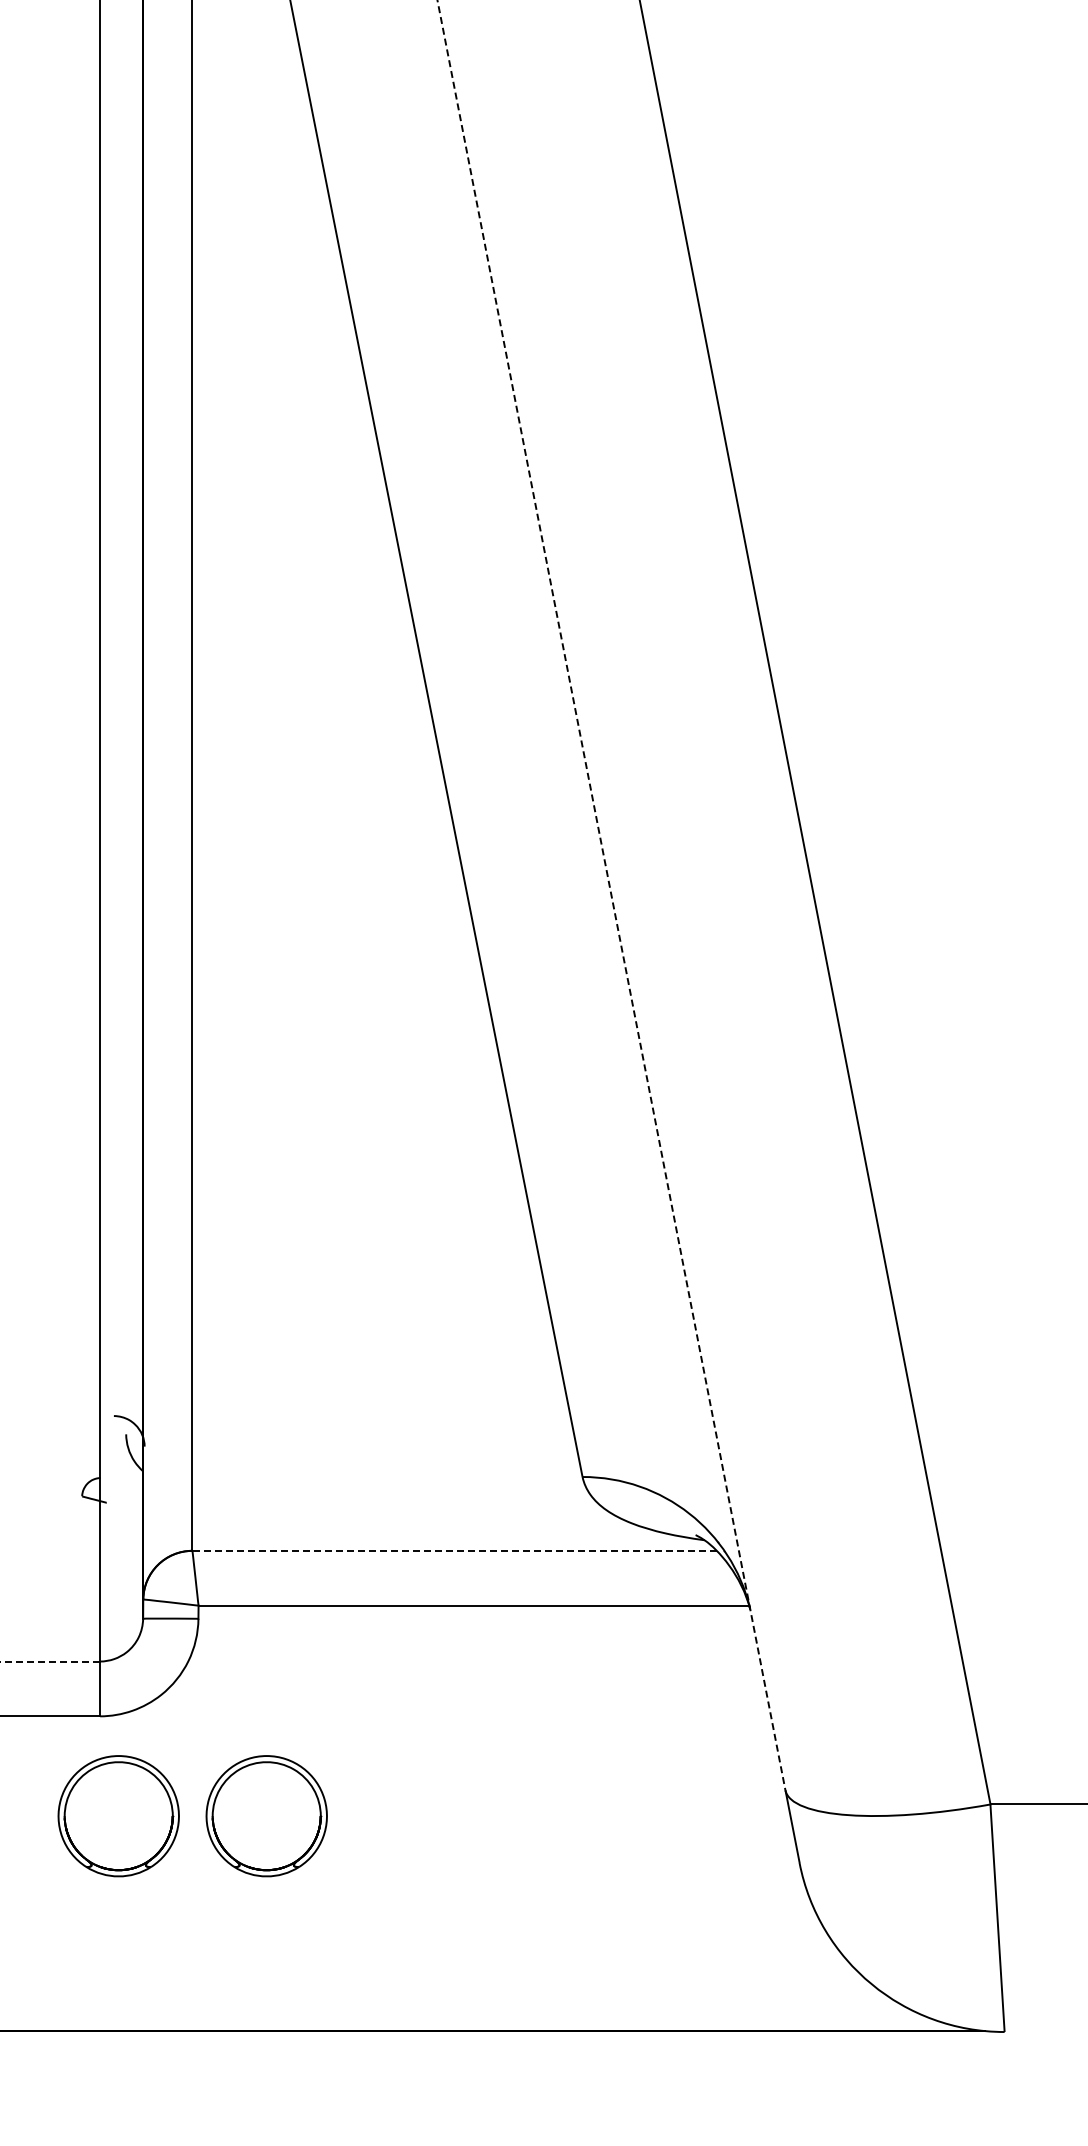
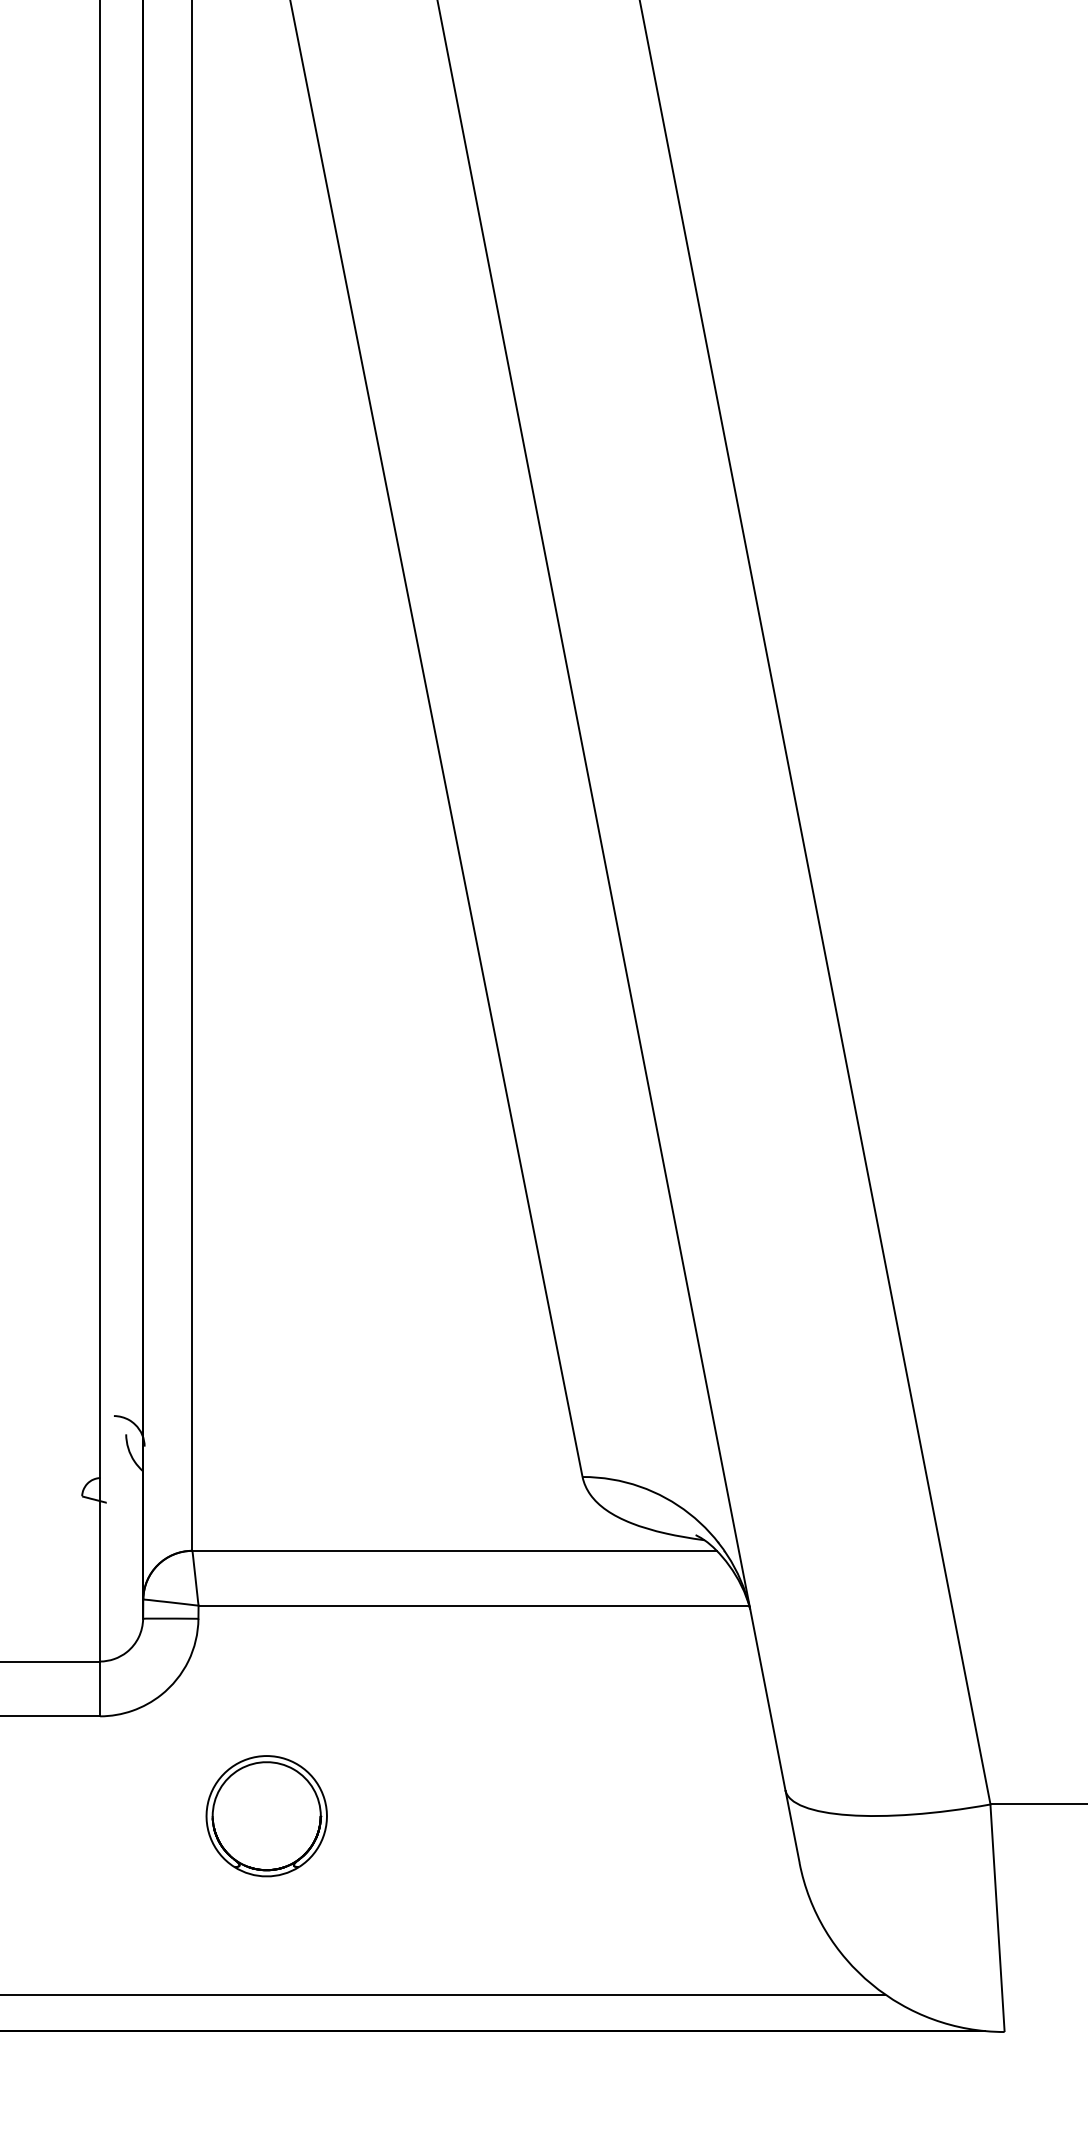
line: dashed -> solid (611, 895)
line: dashed -> solid (454, 1550)
line: dashed -> solid (50, 1661)
part: present -> none (118, 1816)
line: none -> present (443, 1994)
